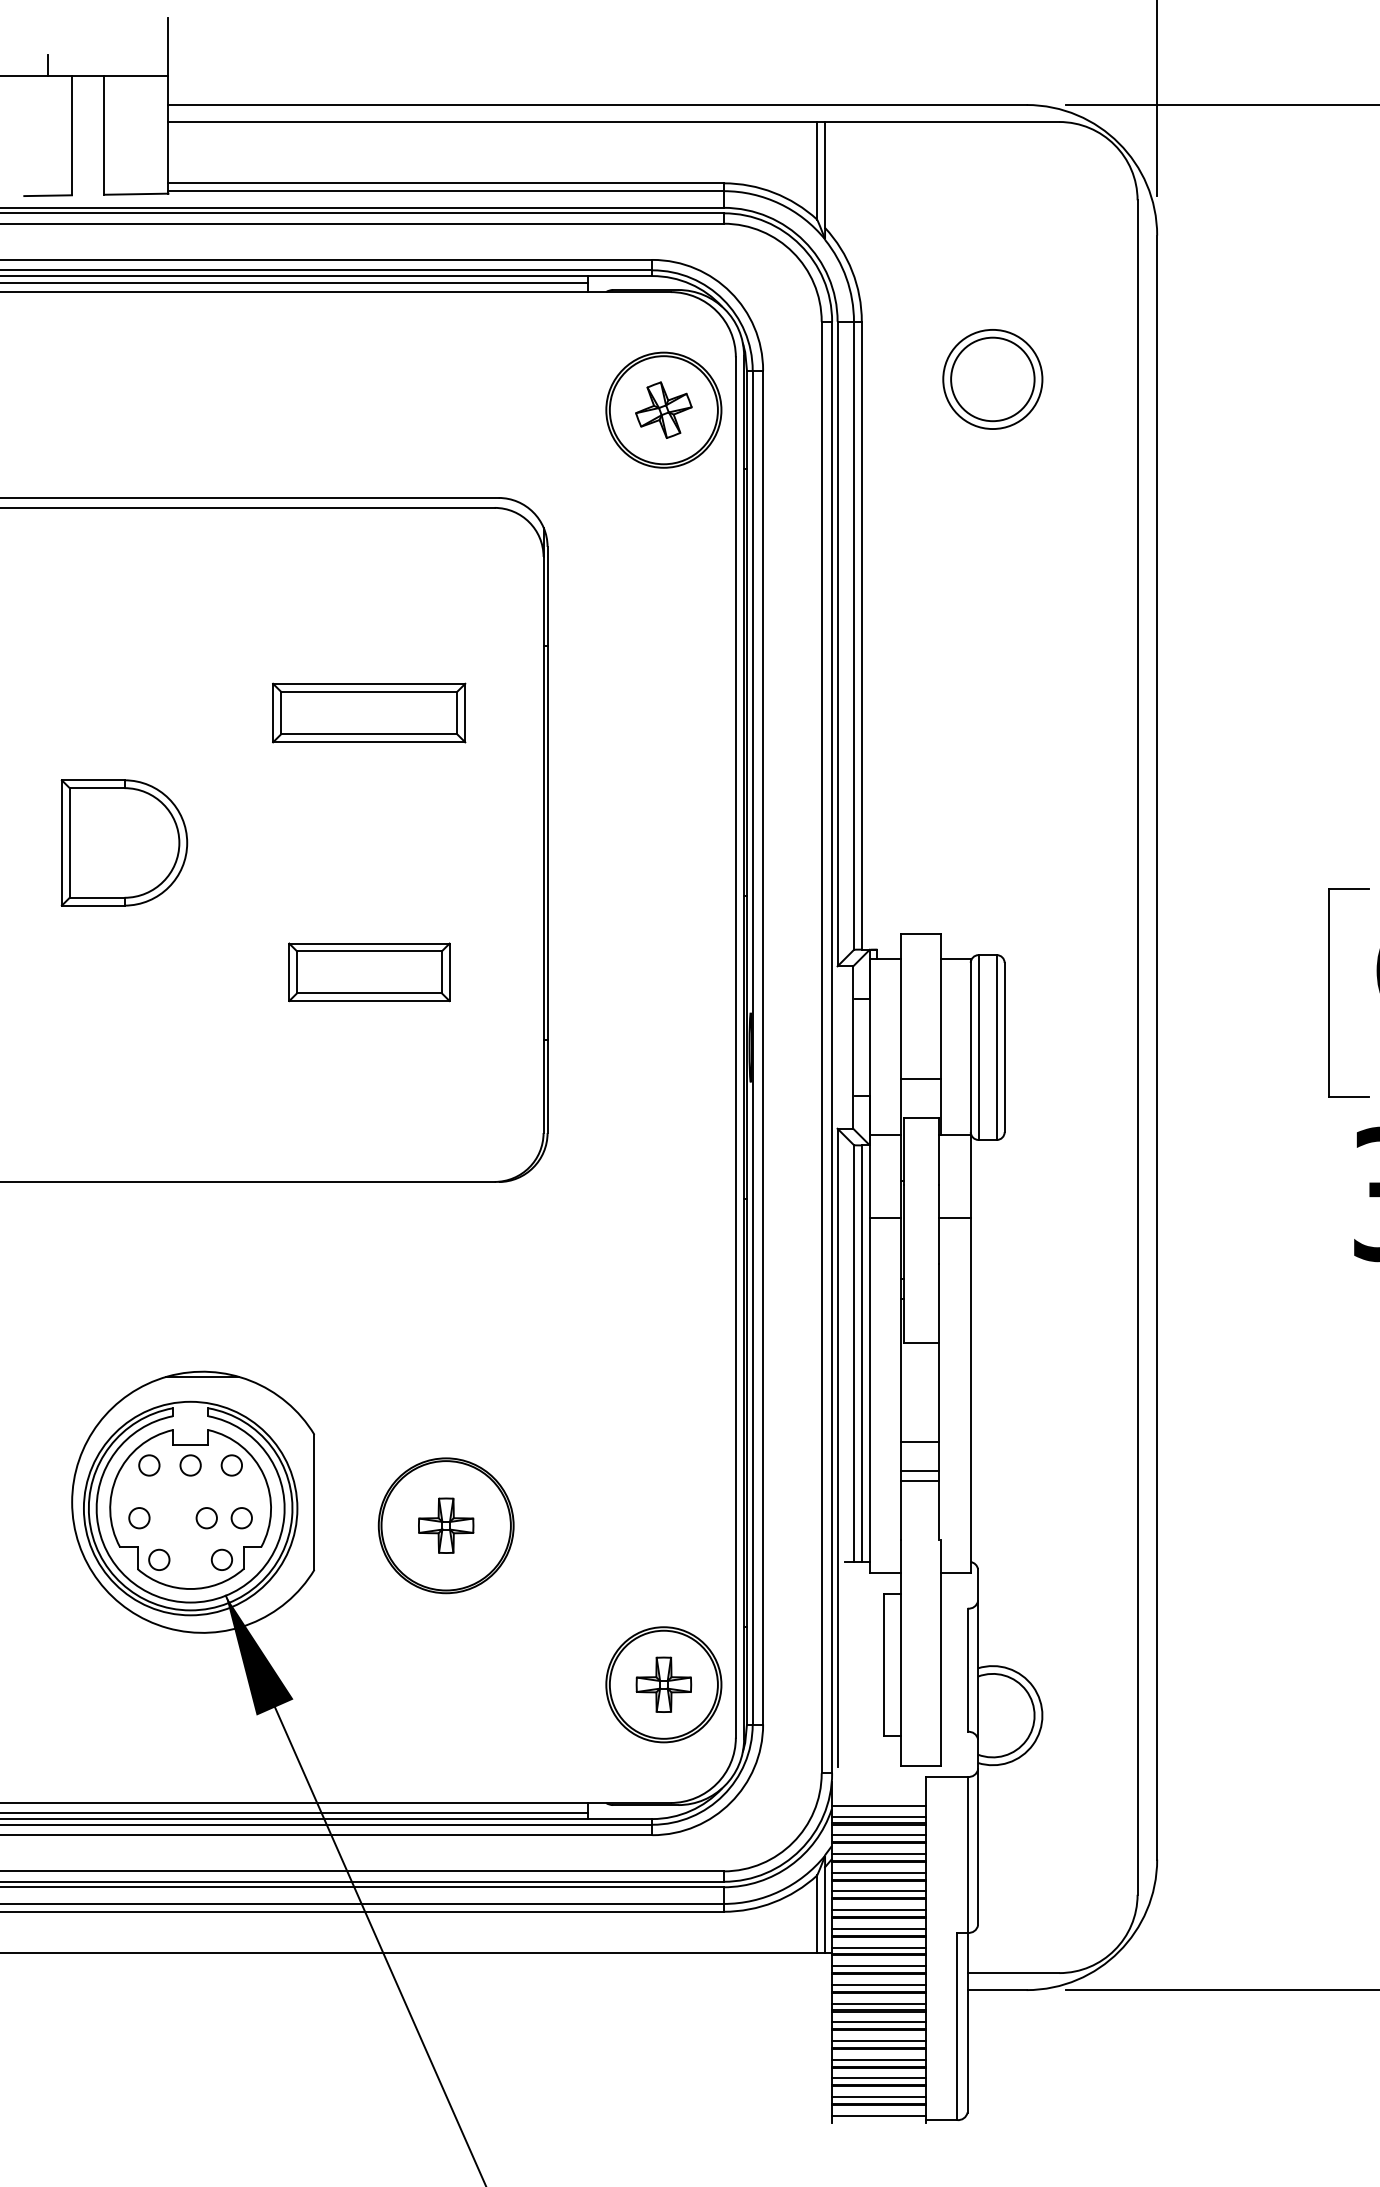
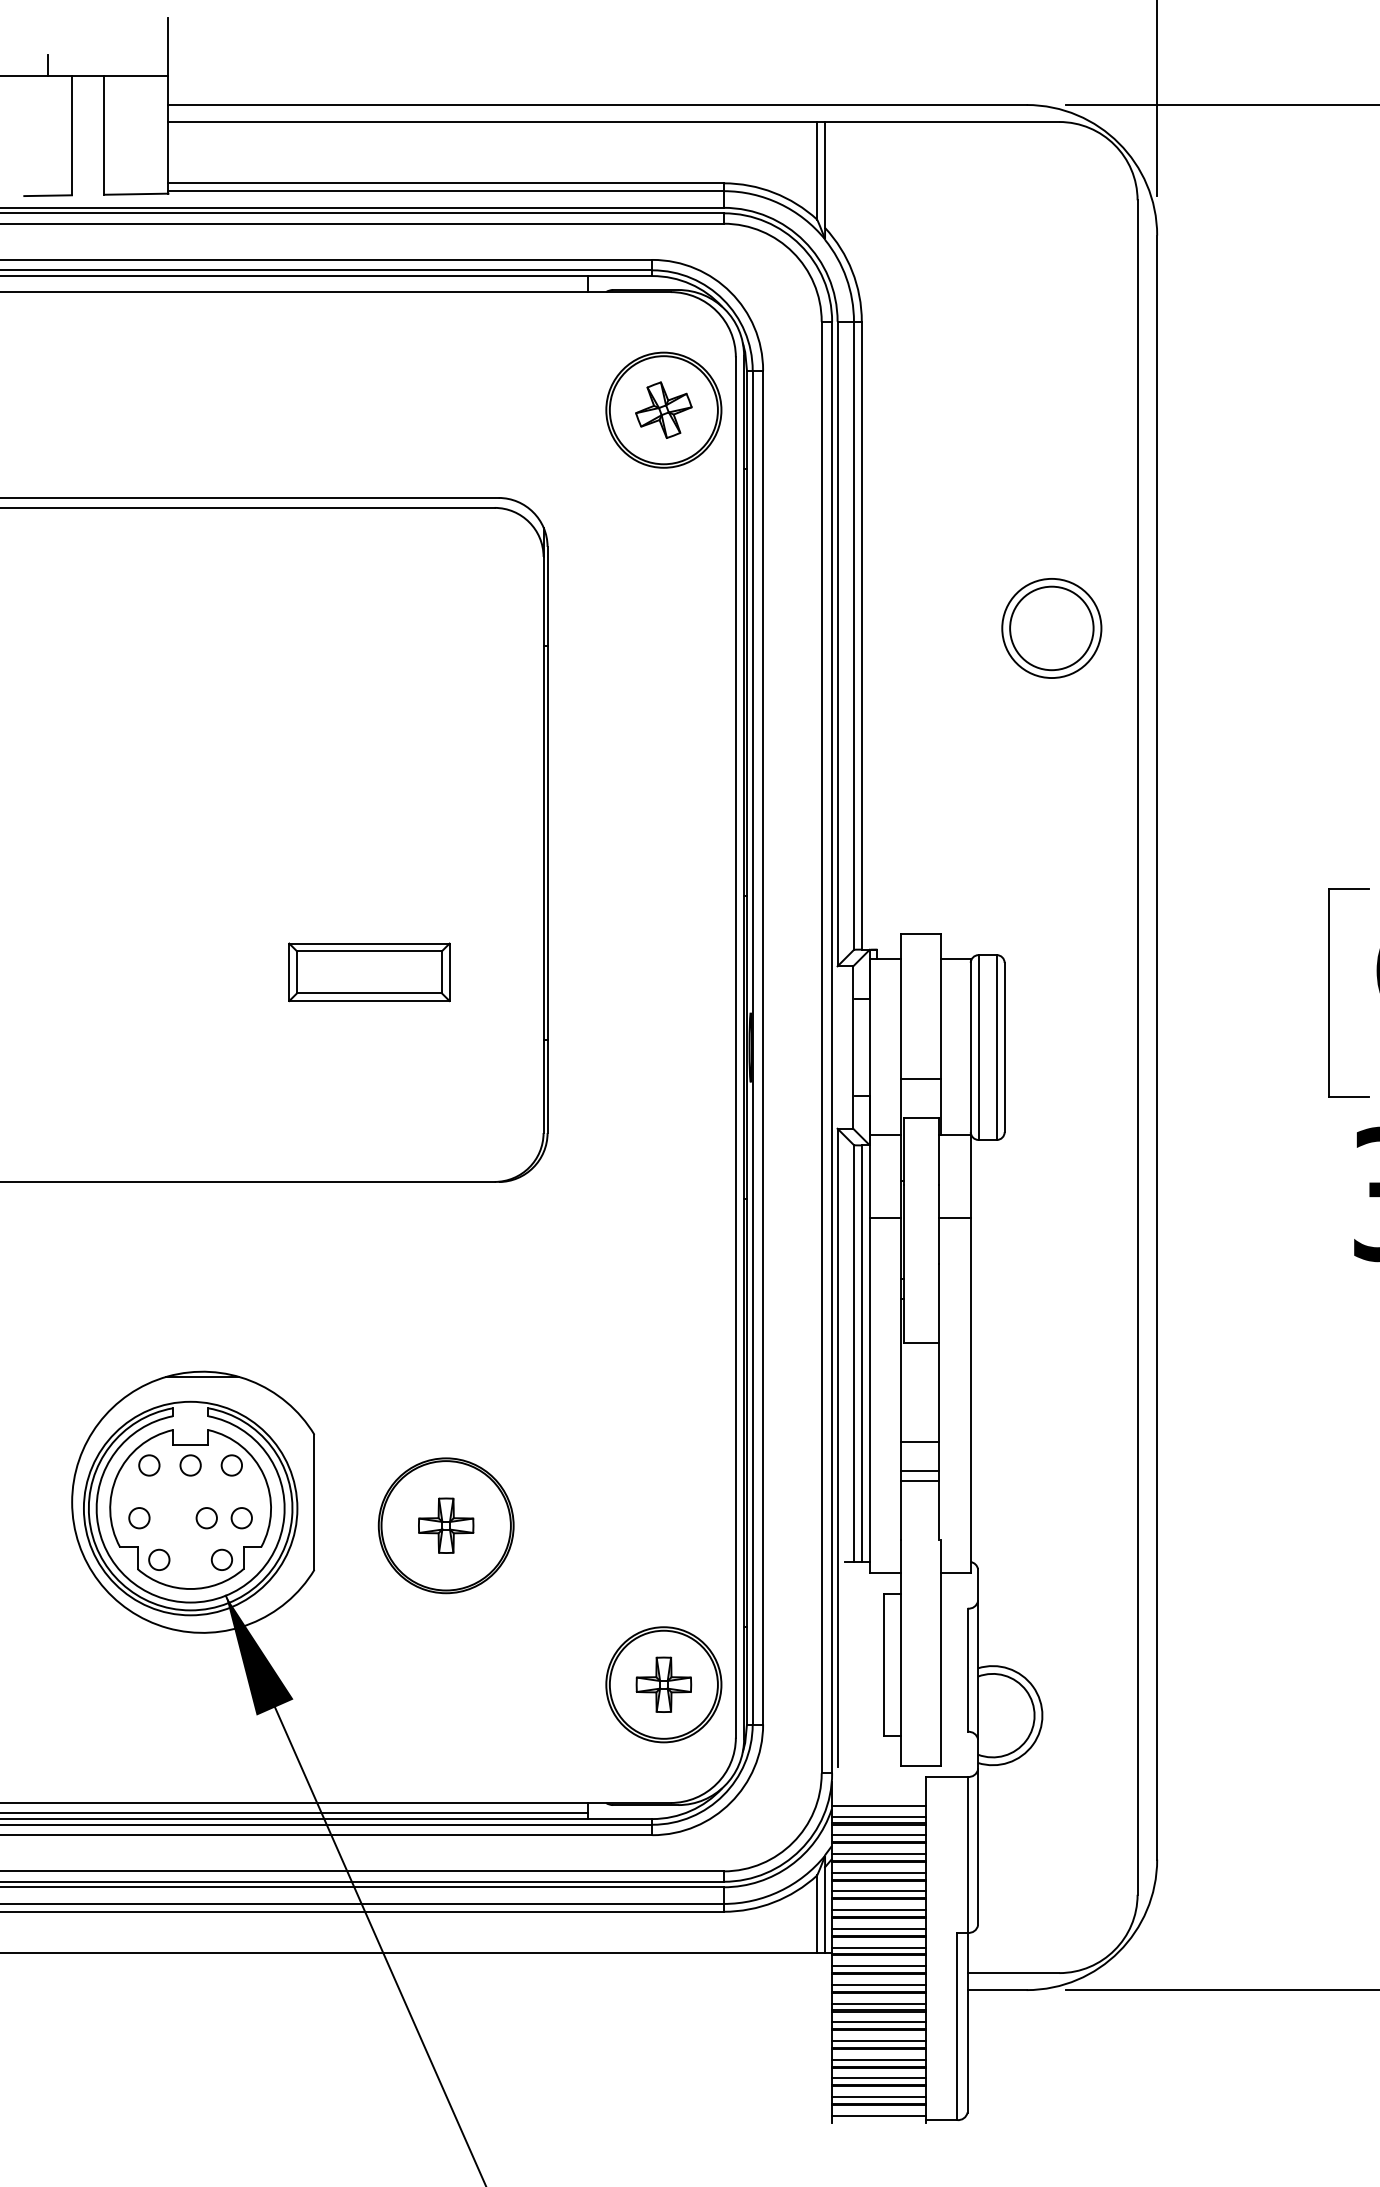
line: present -> none (295, 282)
part position: (992, 379) -> (1051, 628) (1051, 628)
part: present -> none (369, 712)
part: present -> none (124, 842)
